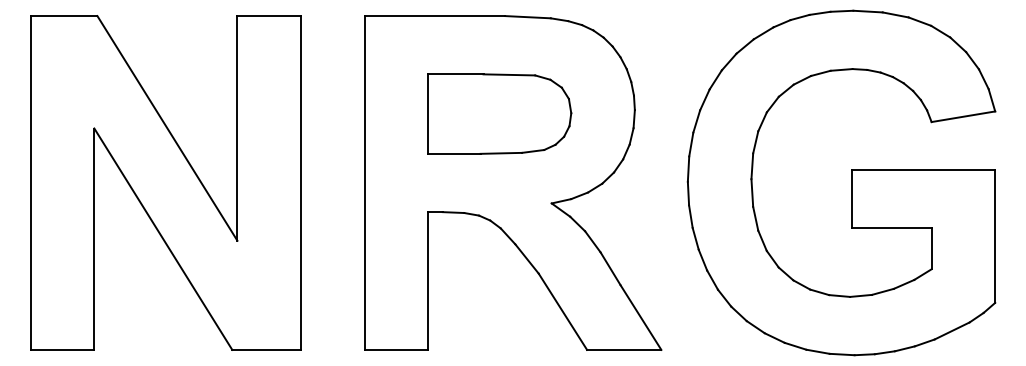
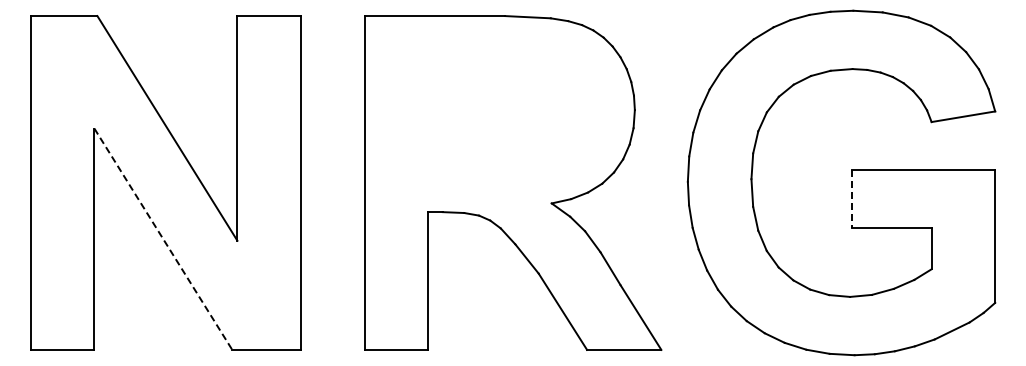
part: present -> none (499, 113)
line: solid -> dashed (852, 199)
line: solid -> dashed (163, 239)
